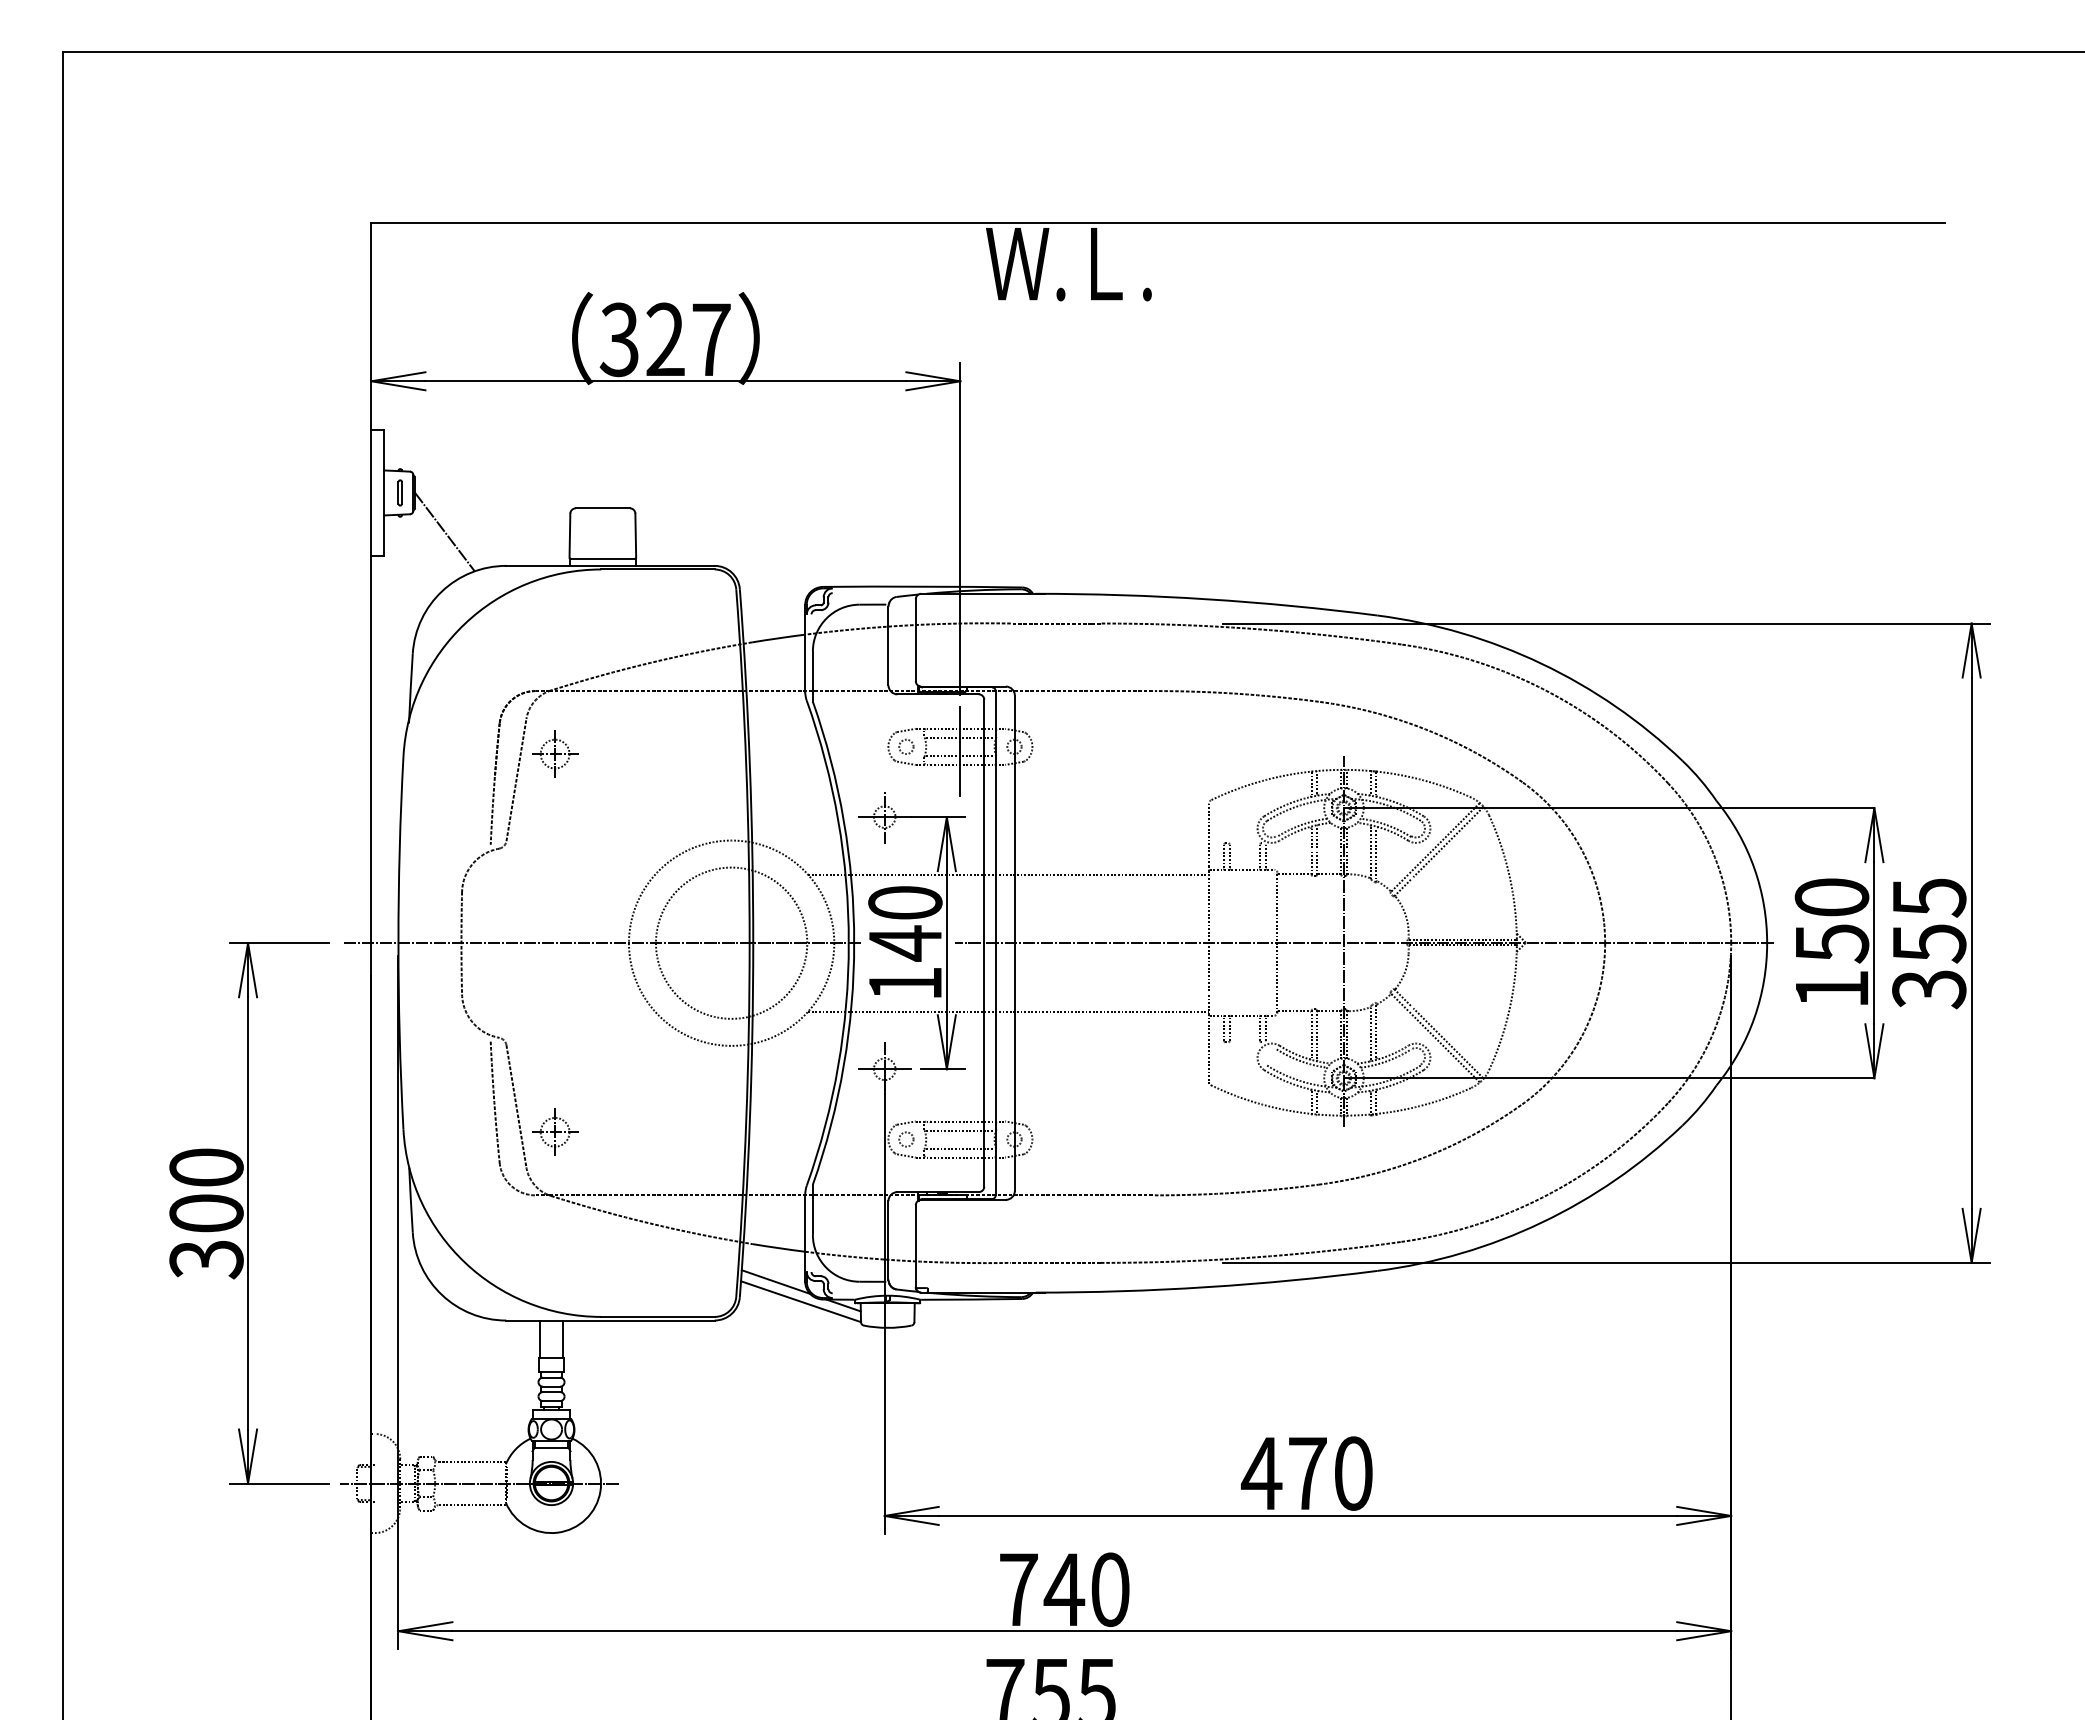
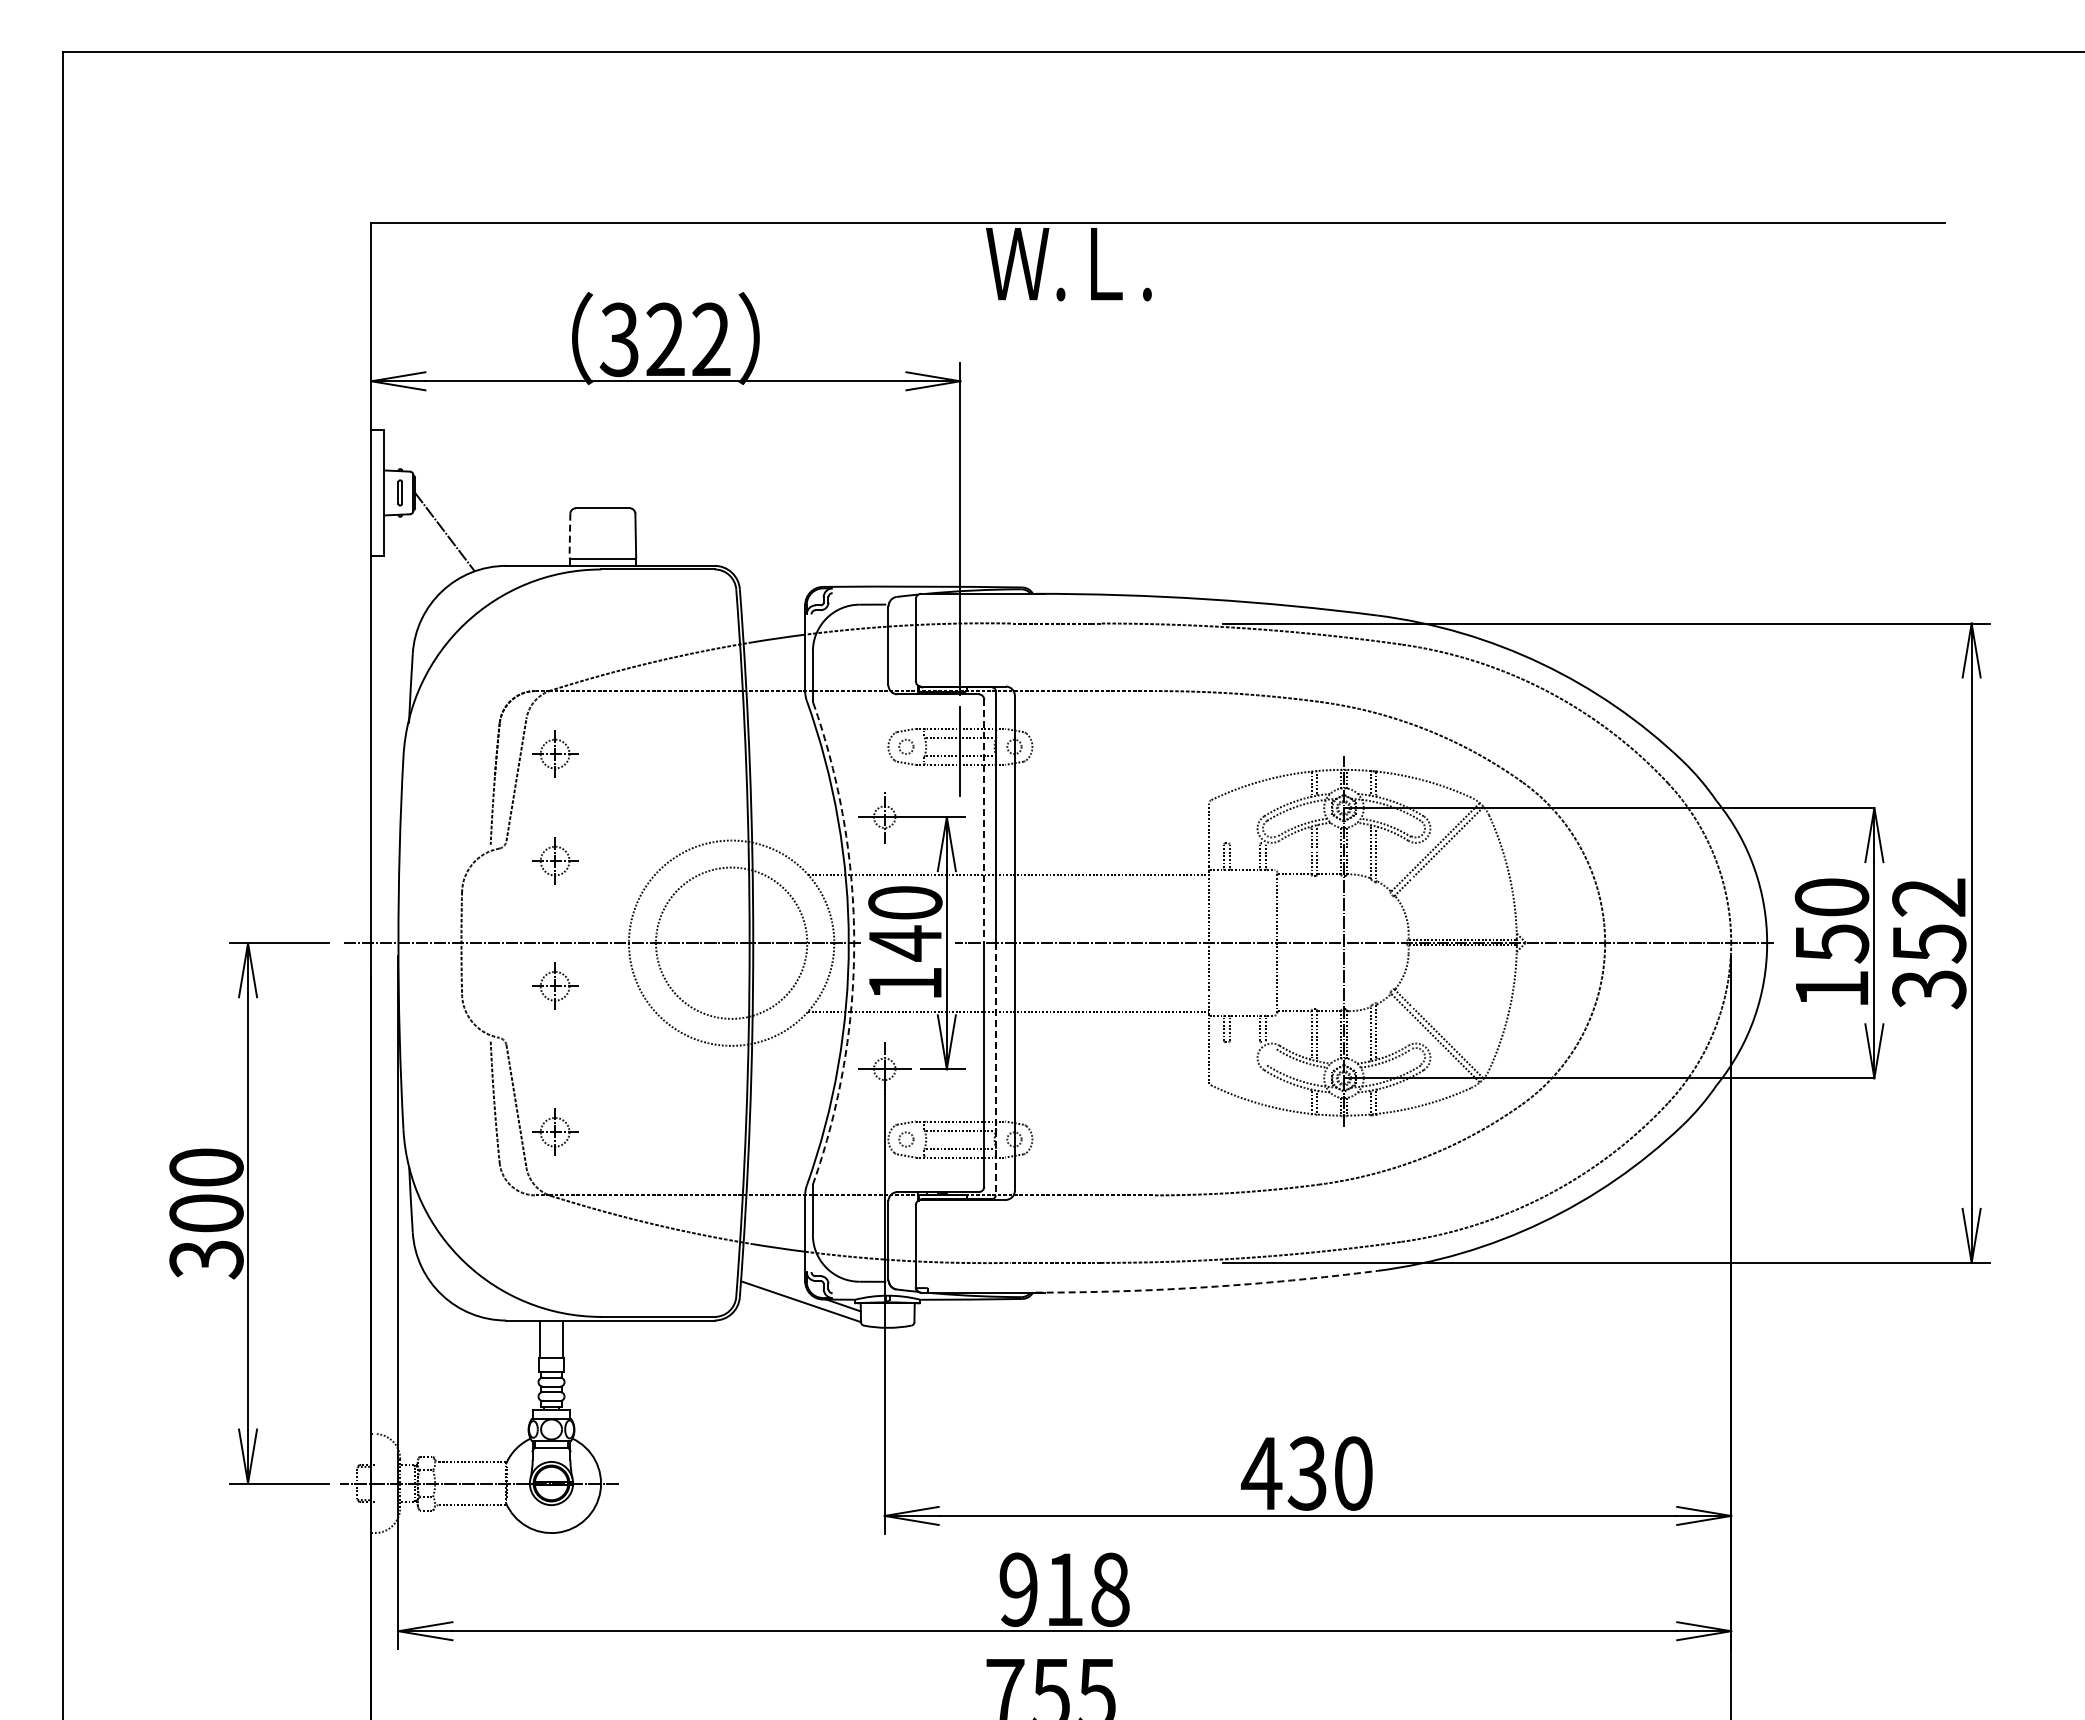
text: 327 -> 322 (711, 338)
line: solid -> dashed (569, 536)
line: solid -> dashed (984, 821)
part: none -> present (555, 860)
text: 355 -> 352 (1929, 897)
arc: solid -> dashed (854, 943)
part: none -> present (555, 985)
line: solid -> dashed (995, 1069)
line: present -> none (775, 1281)
arc: solid -> dashed (1206, 1287)
text: 470 -> 430 (1306, 1473)
text: 740 -> 918 (1064, 1589)
